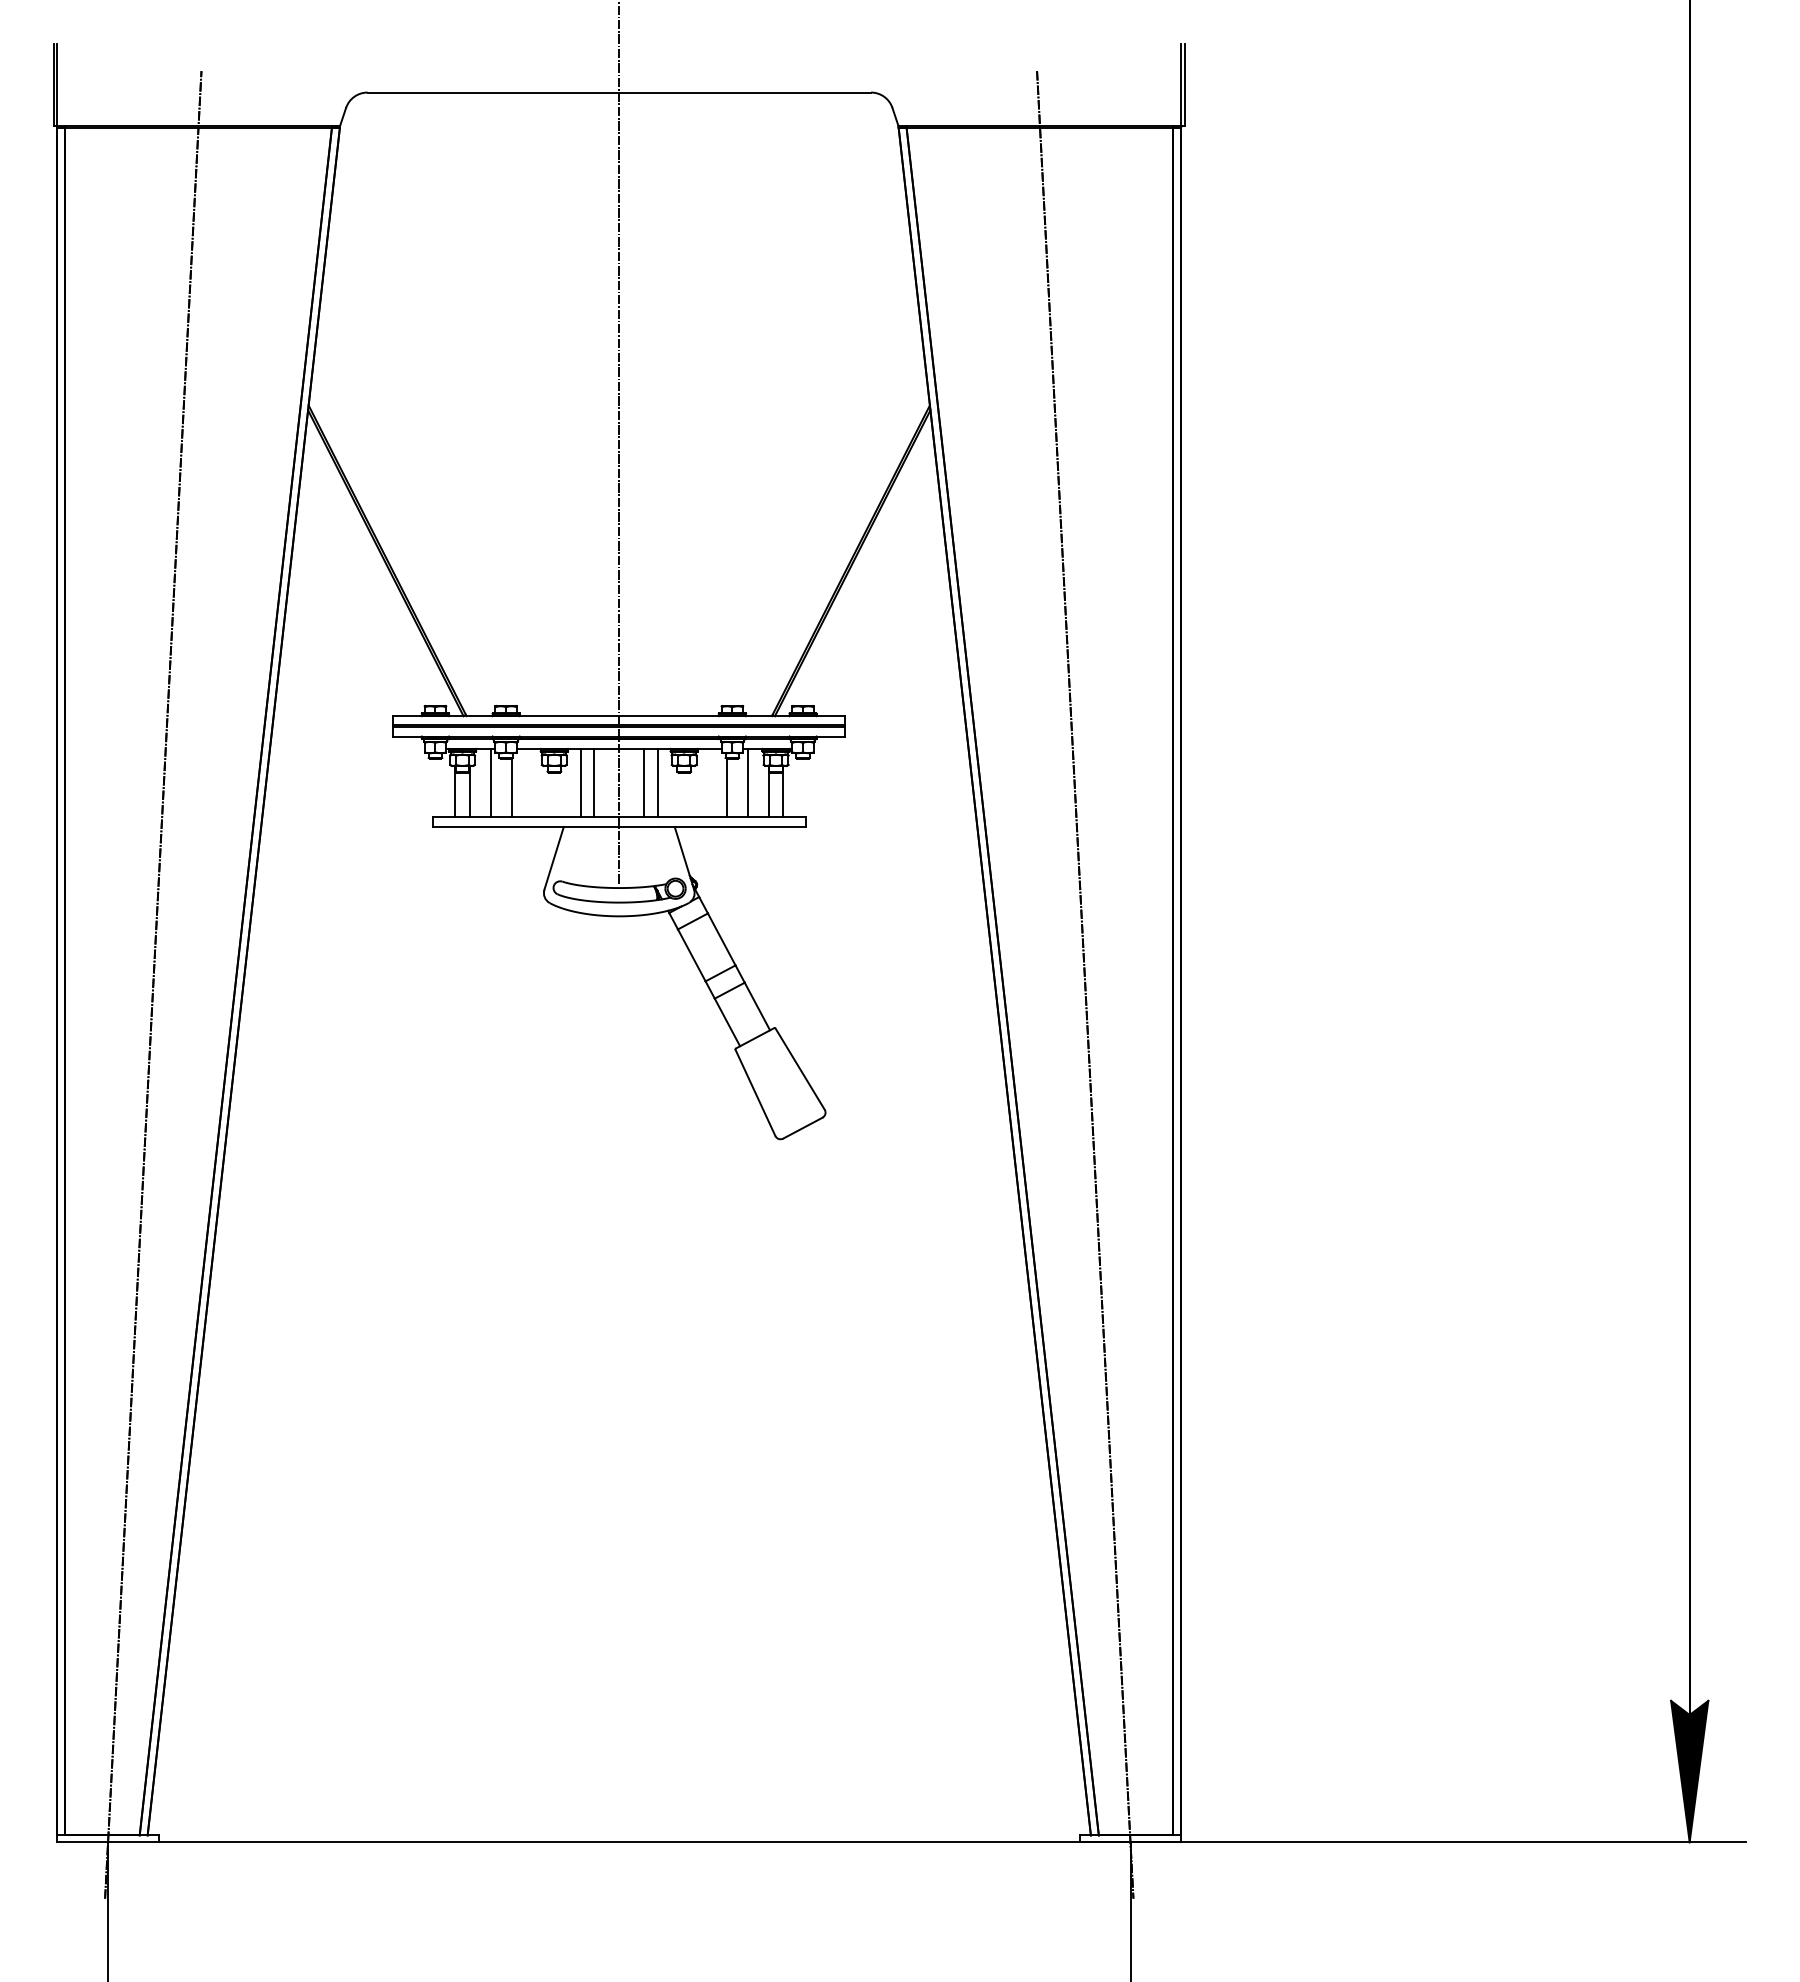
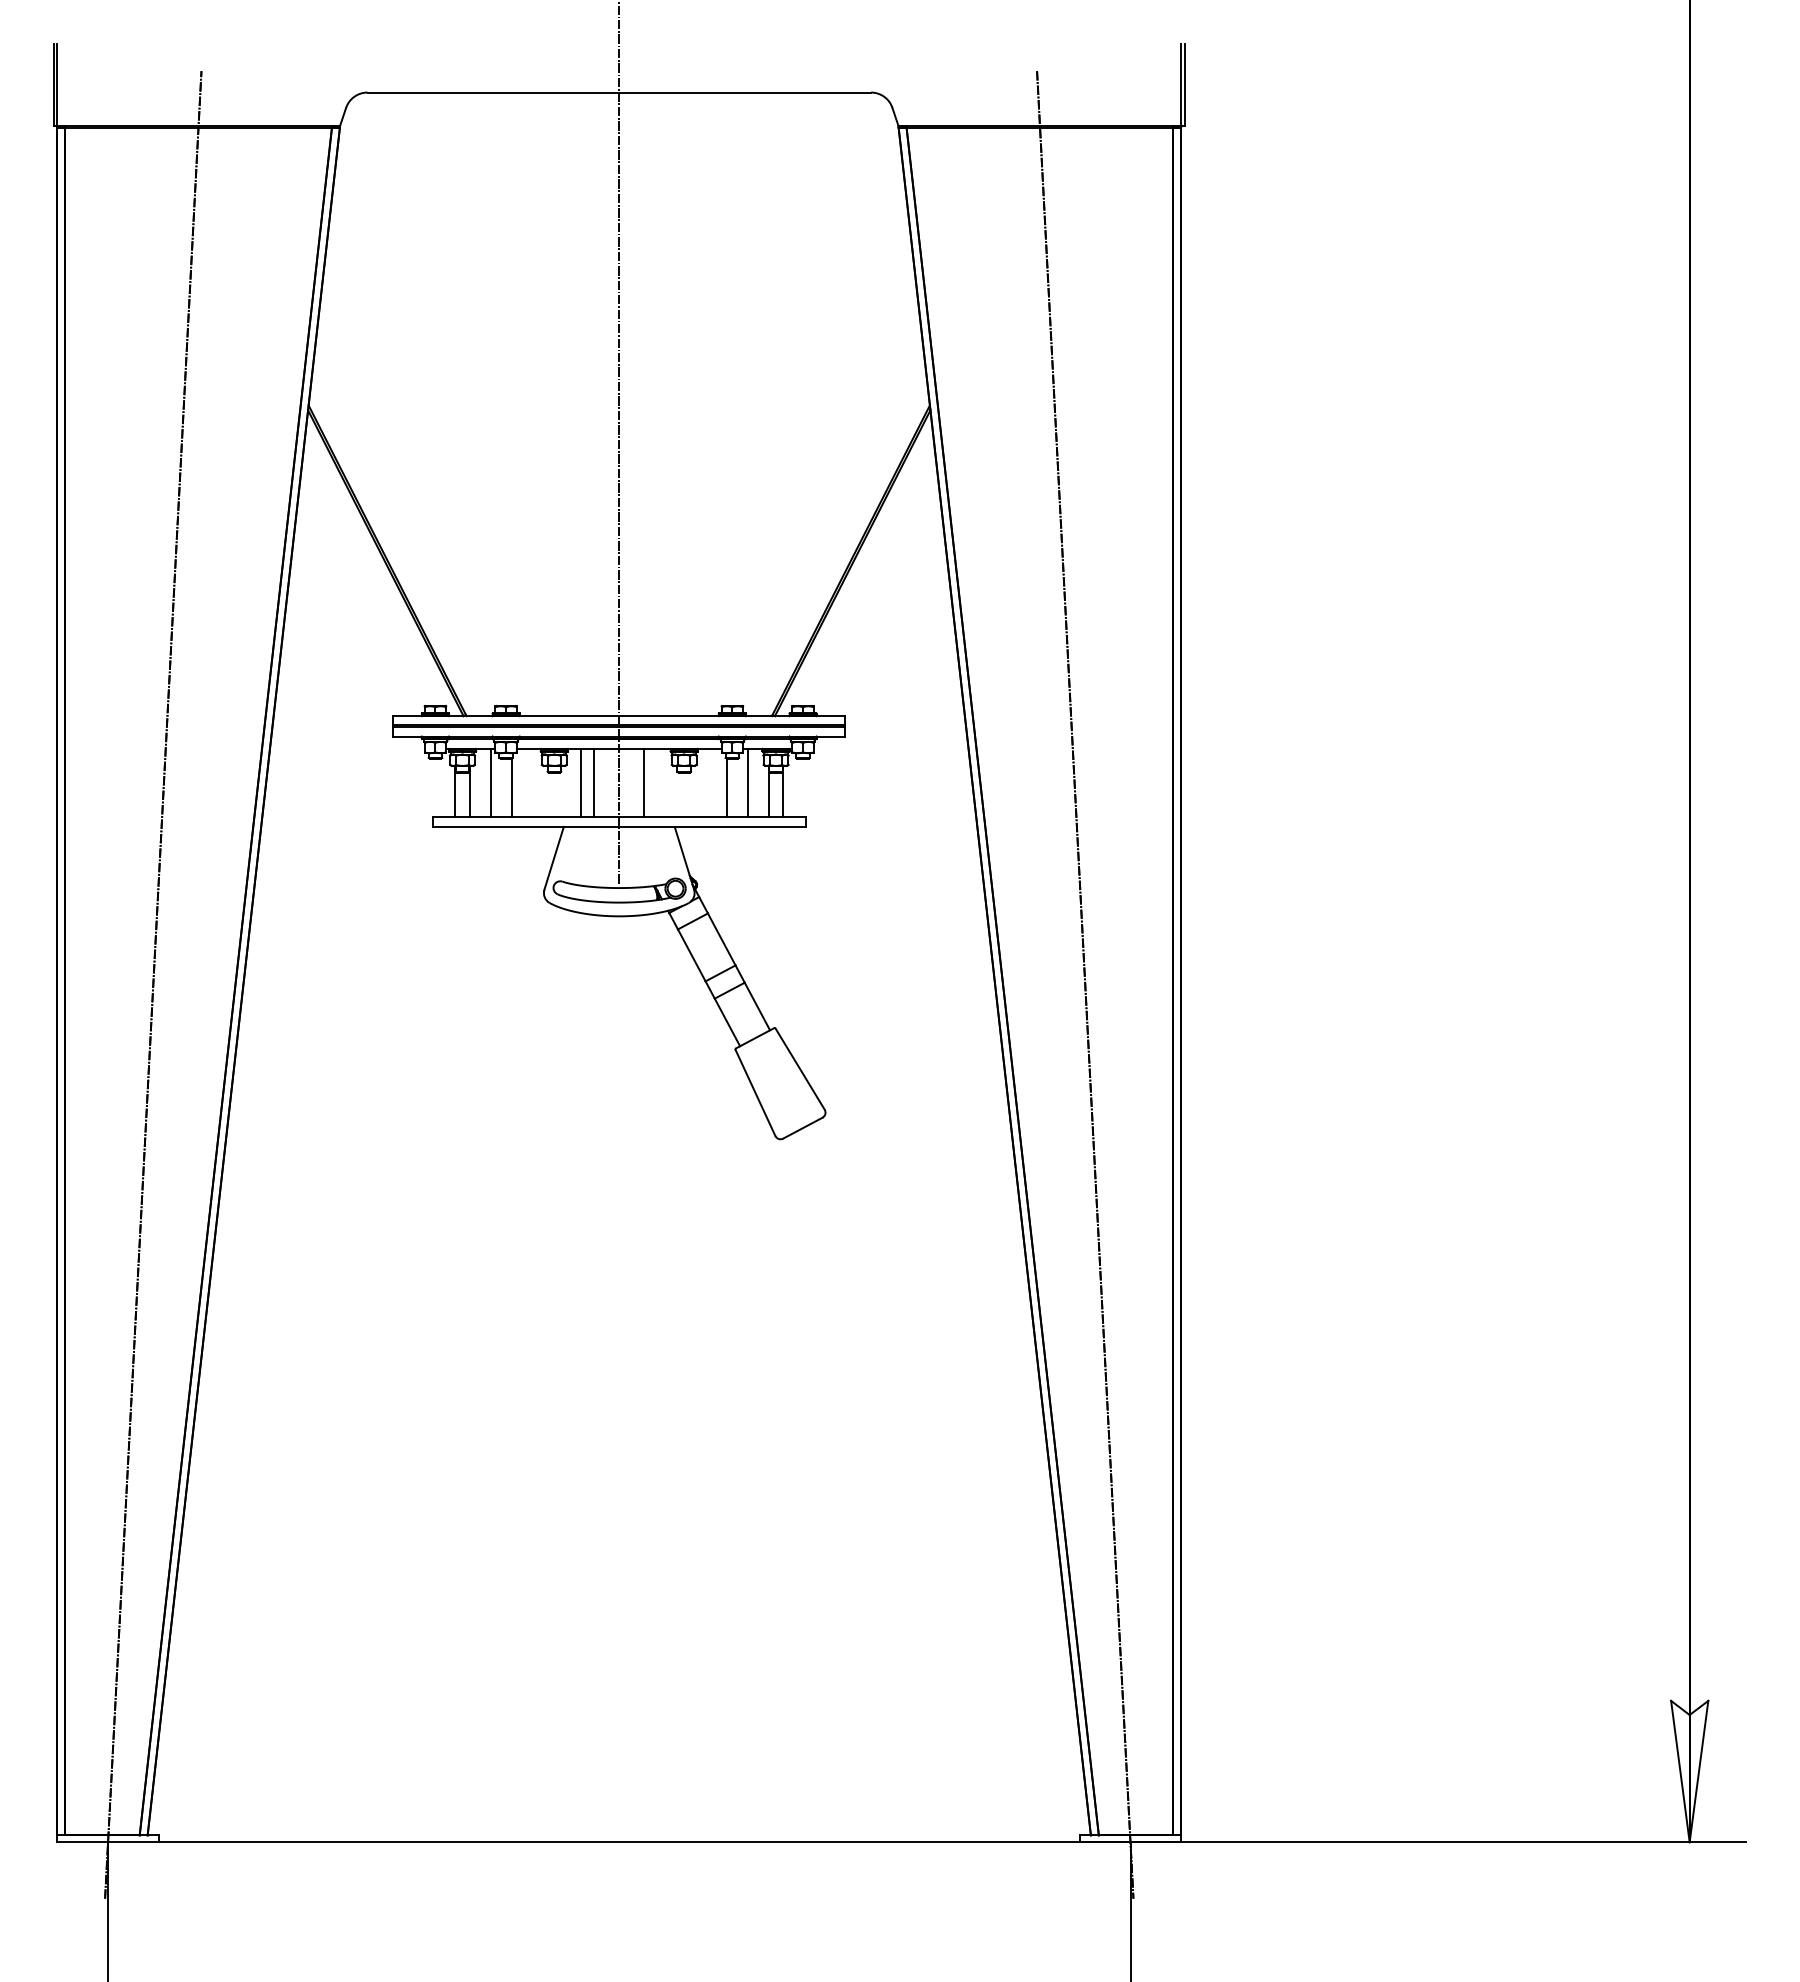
line: present -> none (658, 782)
fill: present -> none (1689, 1771)
